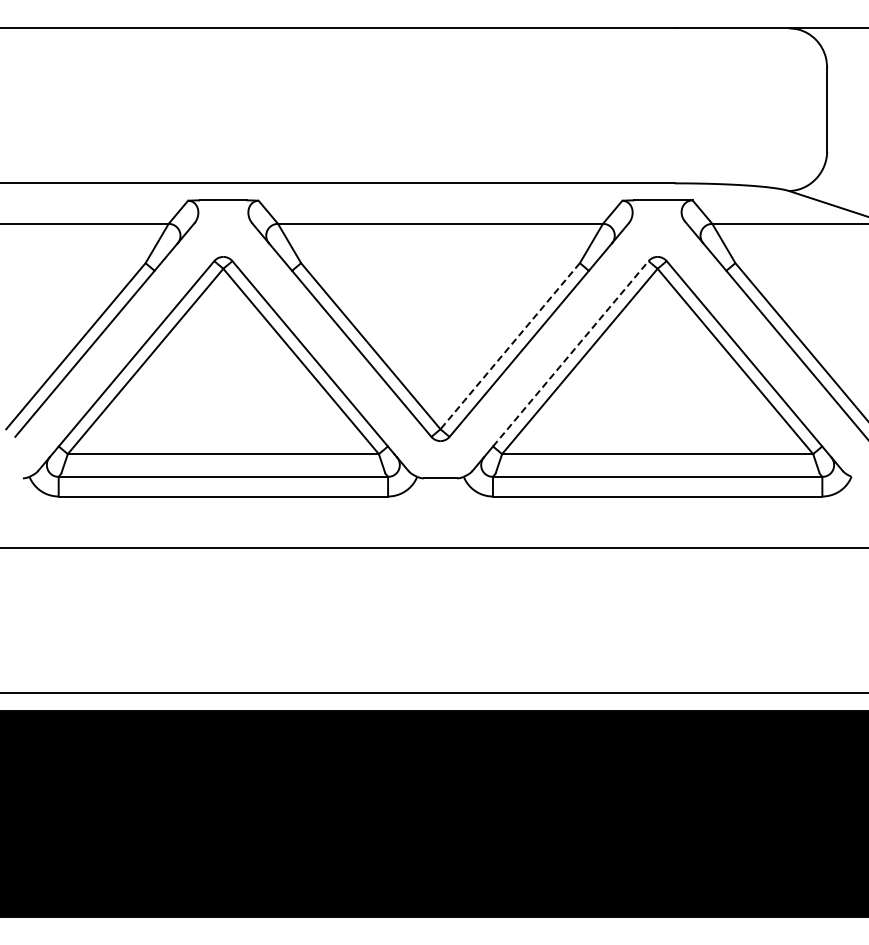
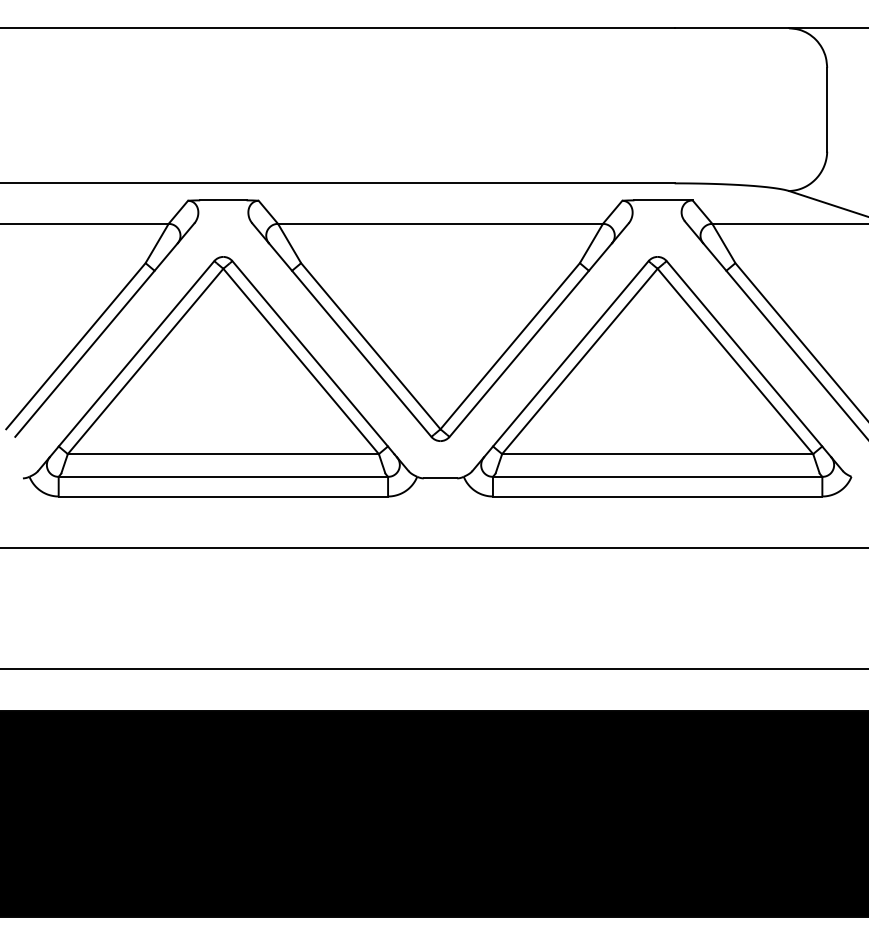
line: dashed -> solid (509, 346)
line: dashed -> solid (570, 353)
line position: (433, 692) -> (433, 668) (433, 668)
